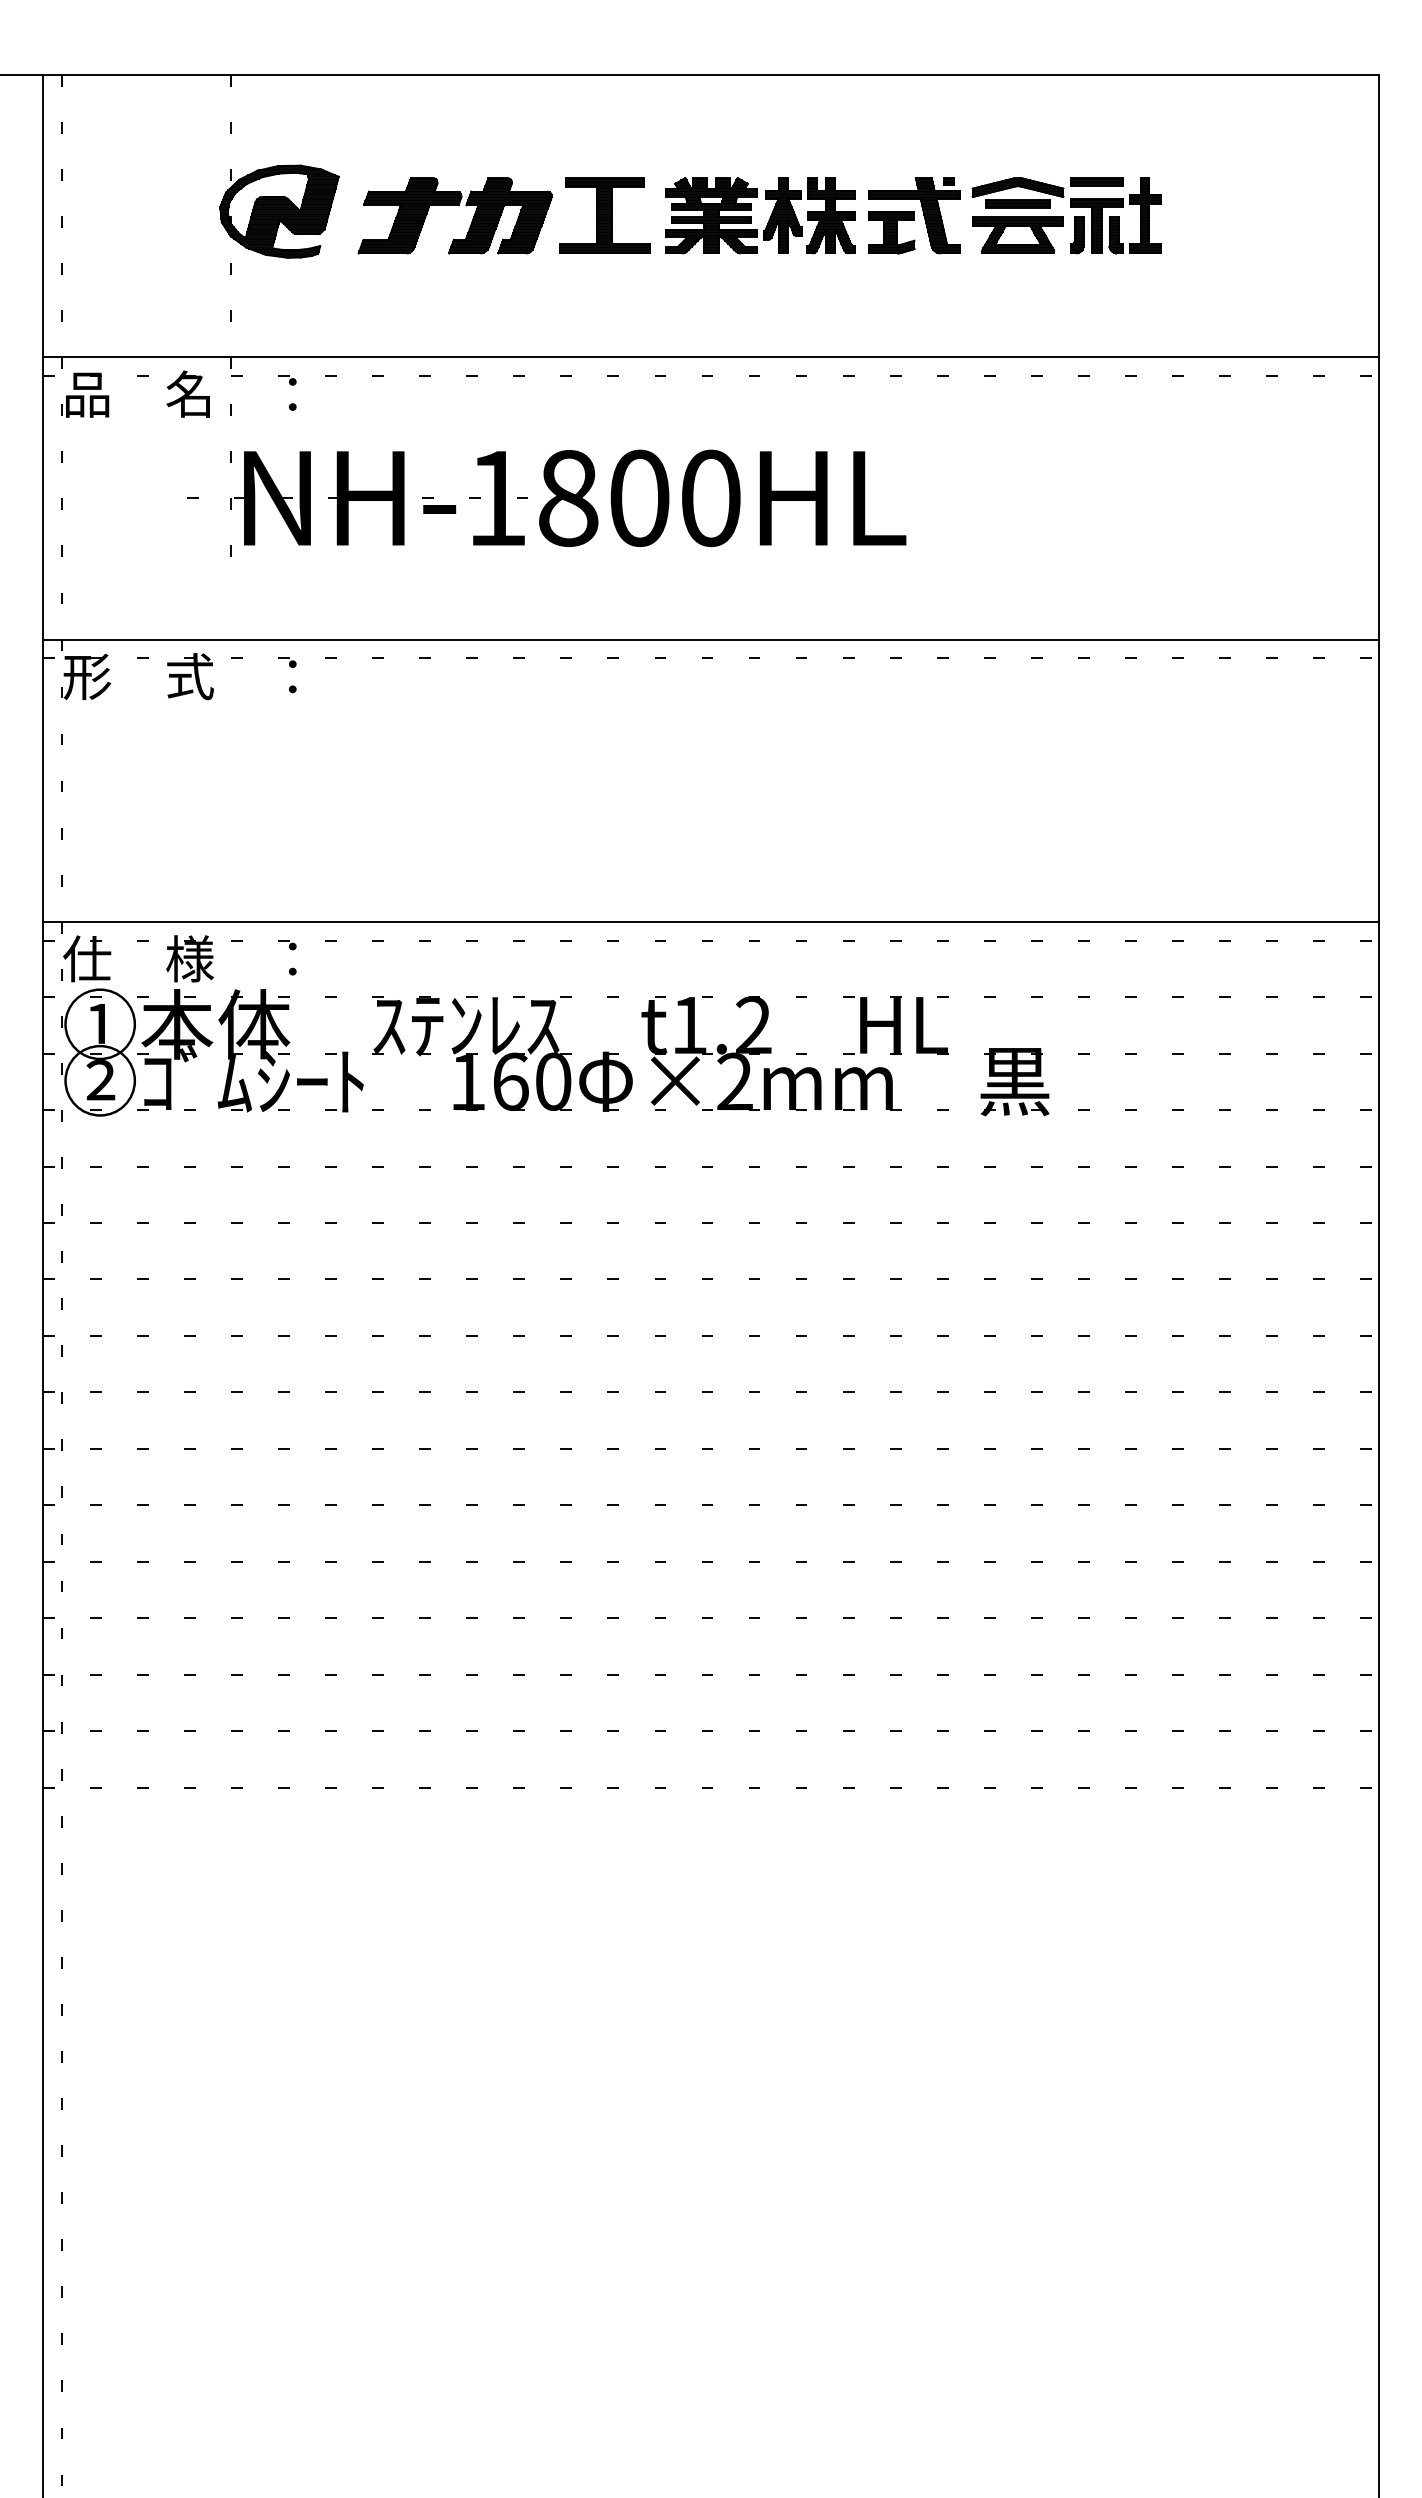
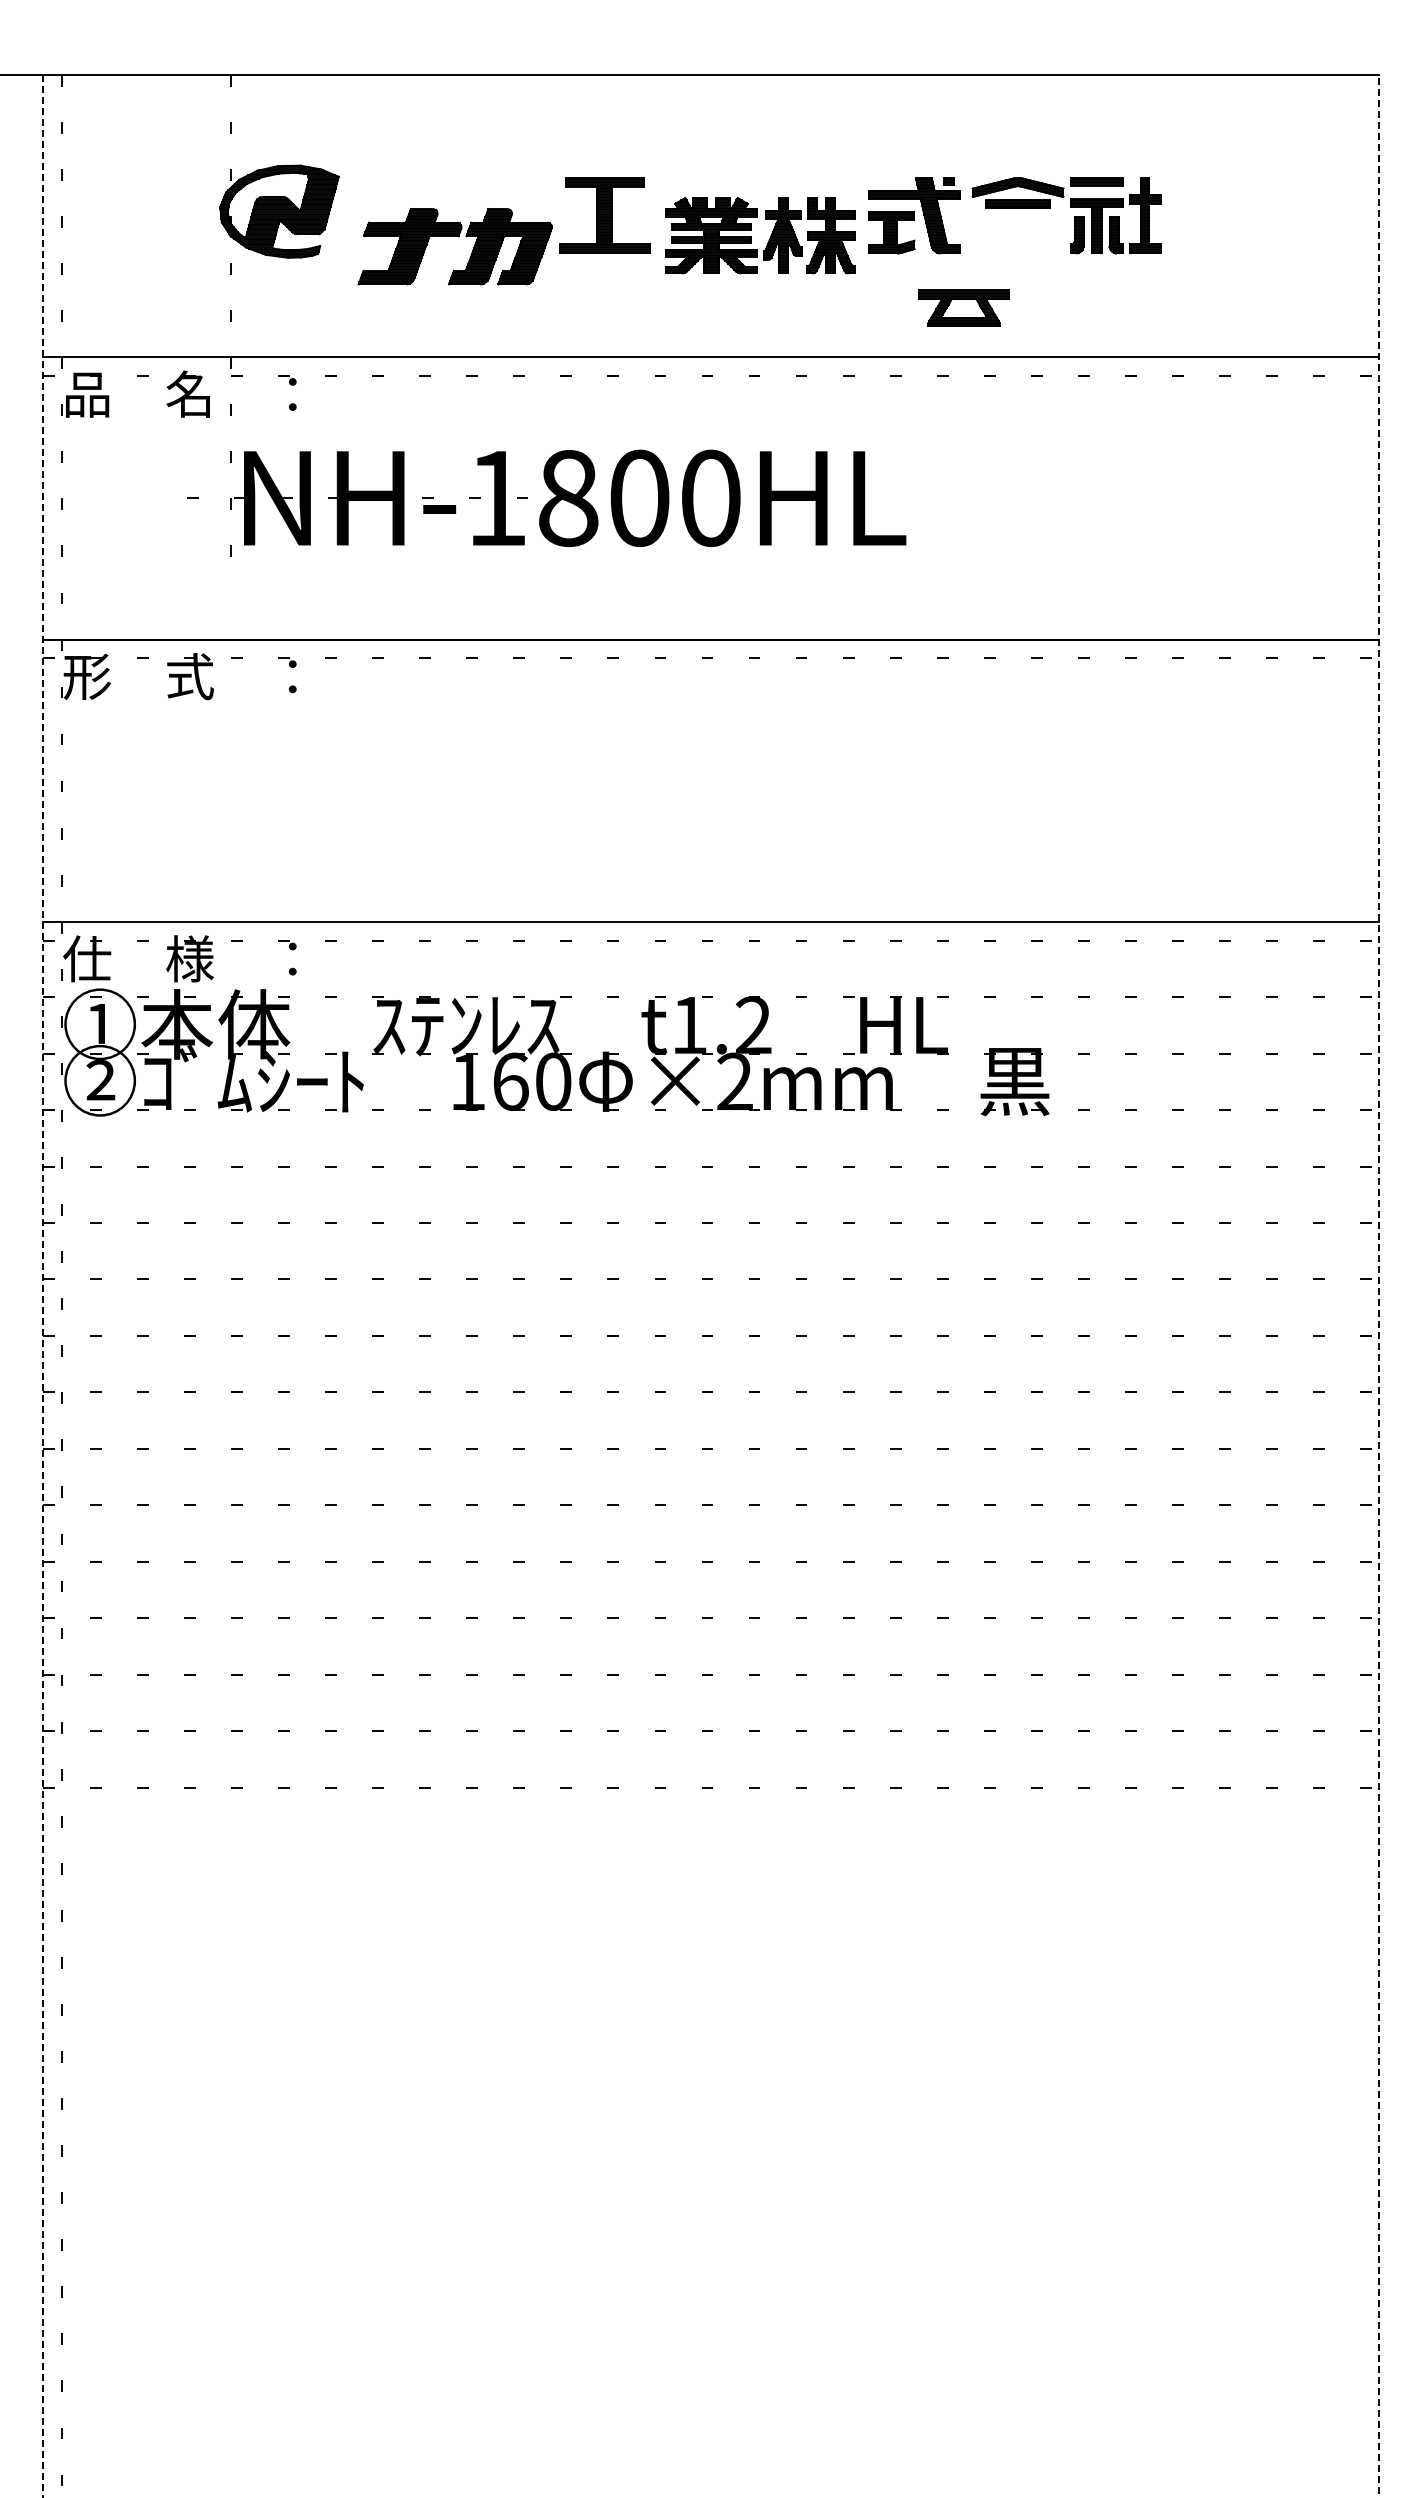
part position: (458, 206) -> (458, 237) (458, 237)
part position: (751, 216) -> (751, 236) (751, 236)
part position: (1017, 234) -> (963, 307) (963, 307)
line: solid -> dashed (1379, 1285)
line: solid -> dashed (42, 1286)
